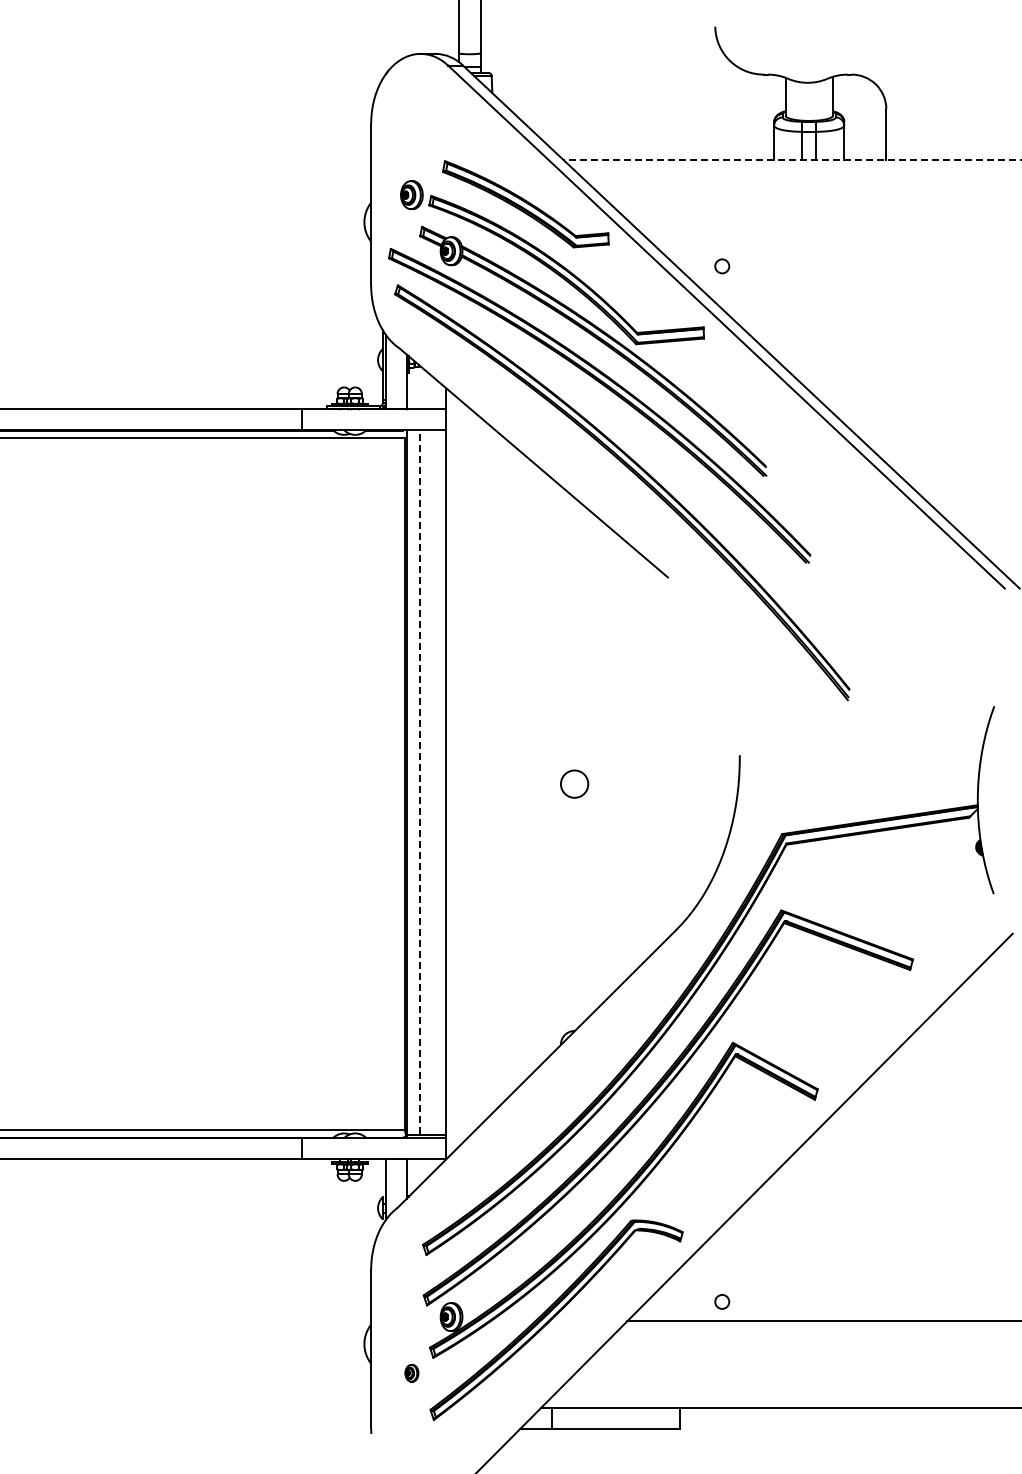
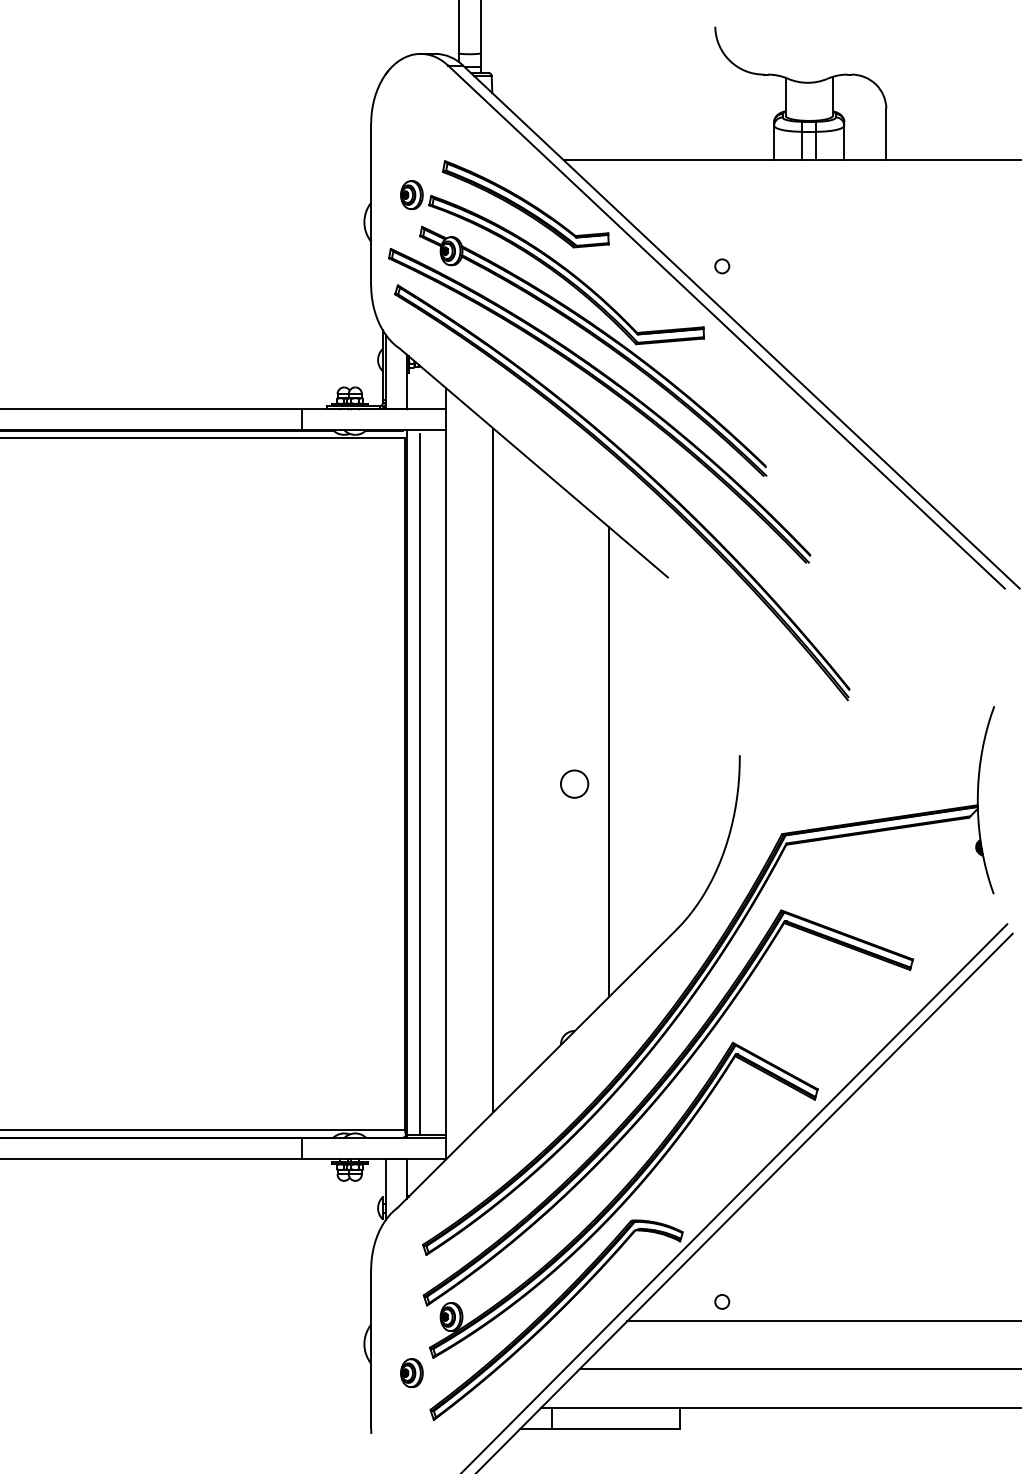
line: dashed -> solid (792, 160)
line: none -> present (608, 761)
line: none -> present (493, 770)
line: dashed -> solid (419, 784)
line: none -> present (735, 1197)
line: none -> present (799, 1368)
part size: 16x19 px -> 24x31 px (411, 1373)
